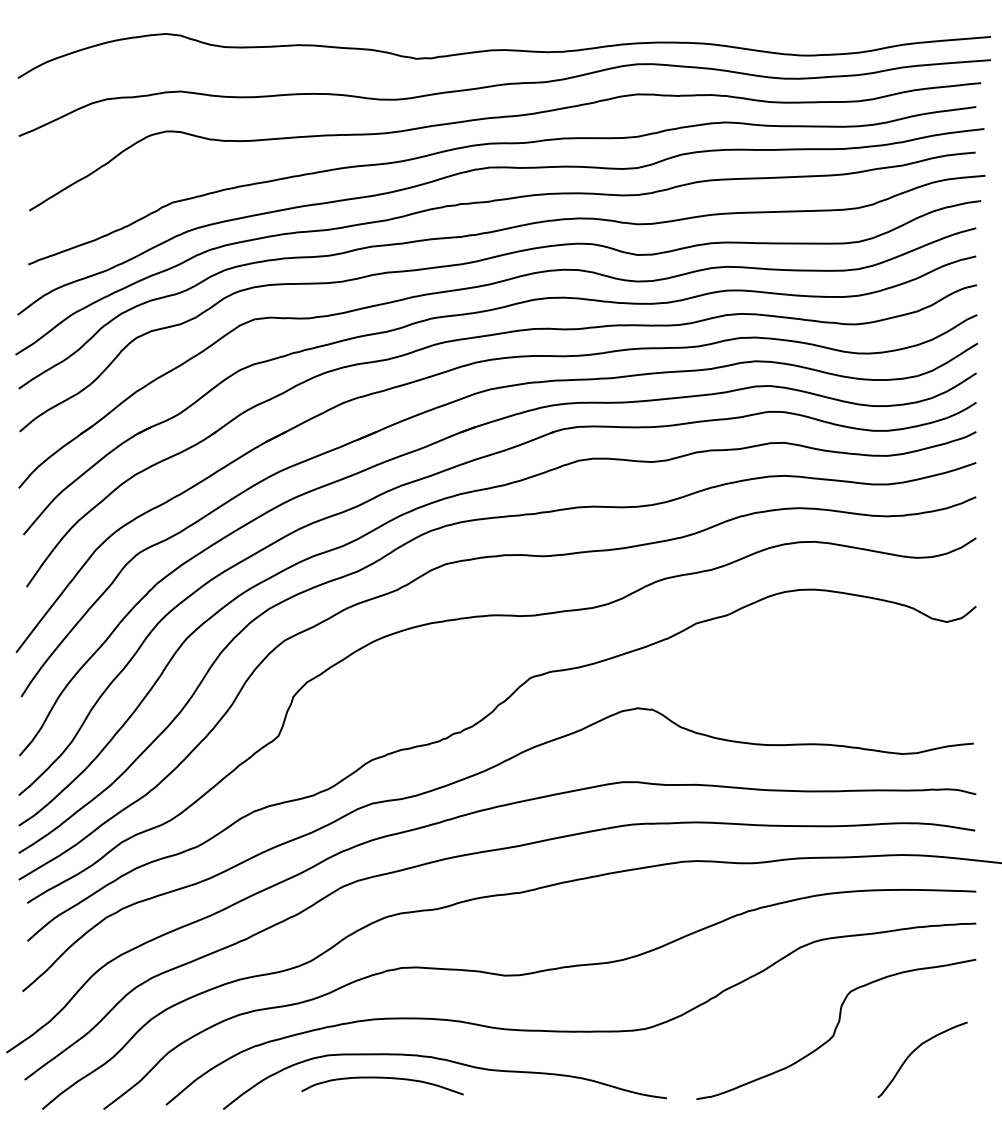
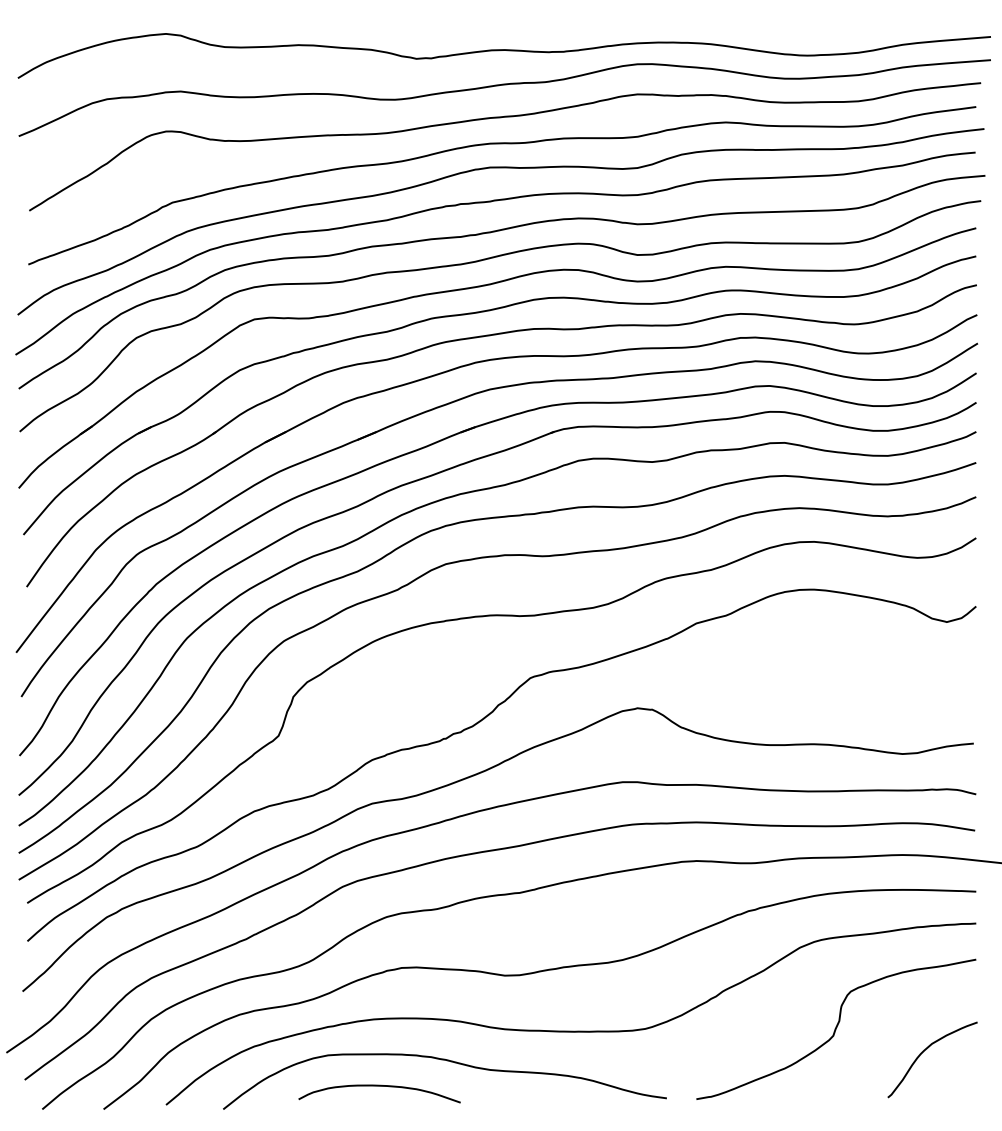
curve position: (917, 1049) -> (927, 1049) (927, 1049)
curve position: (382, 1078) -> (379, 1086) (379, 1086)
